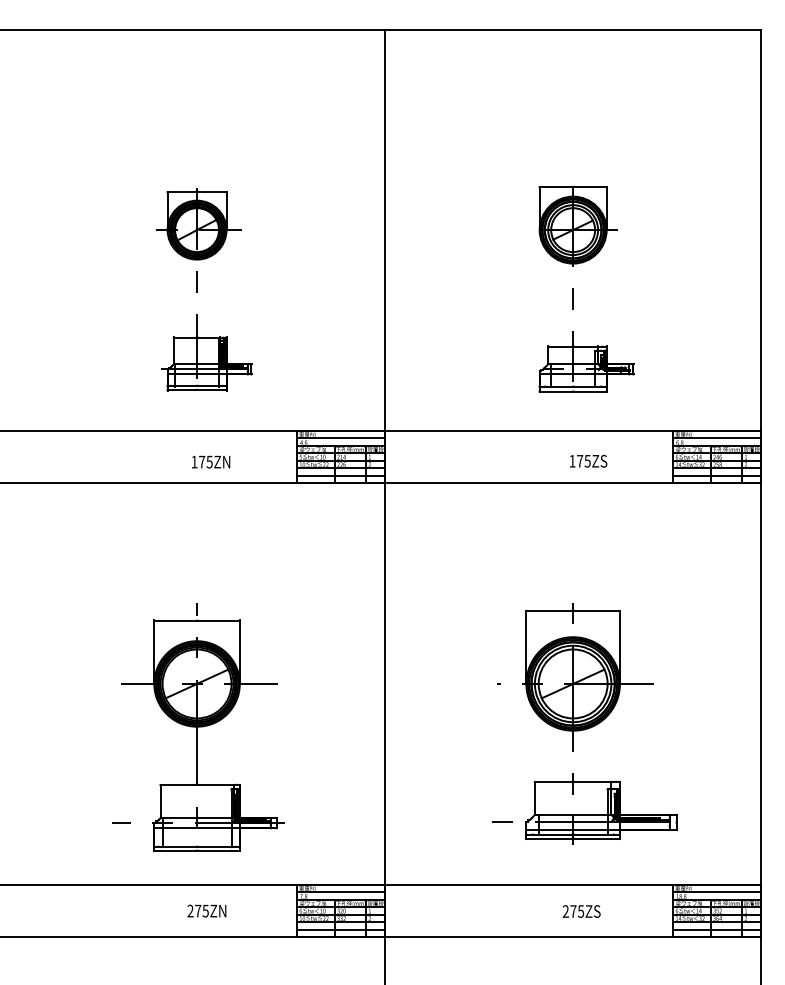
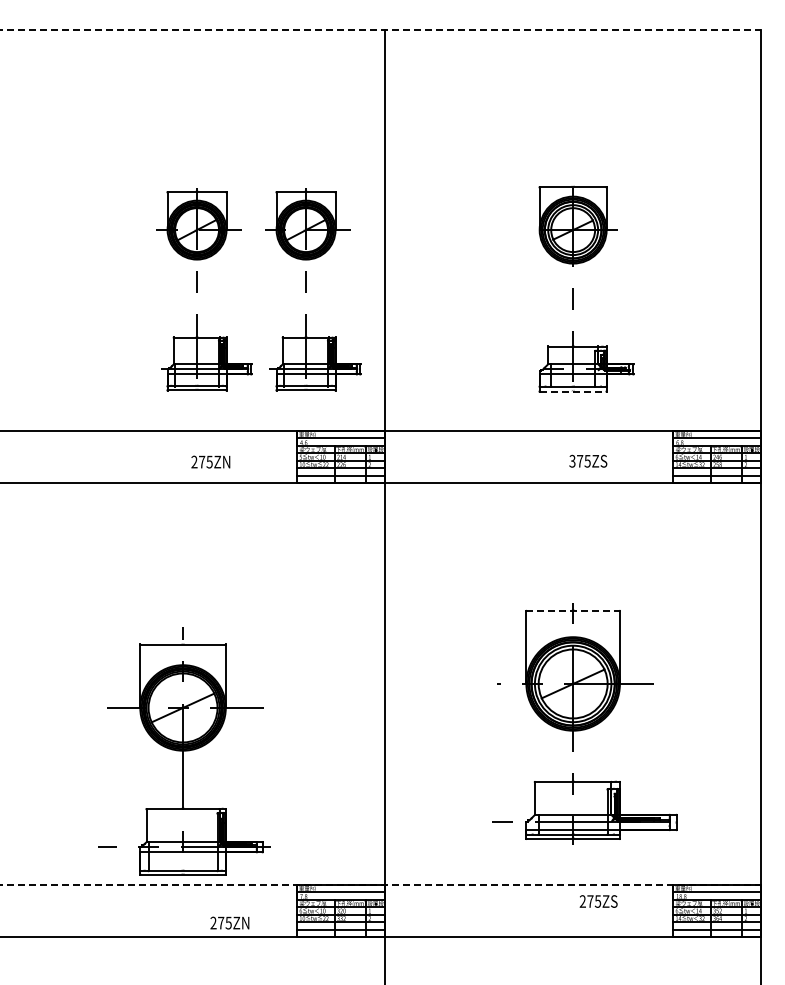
line: solid -> dashed (381, 29)
part: none -> present (306, 289)
line: solid -> dashed (573, 391)
text: 175ZS -> 375ZS (572, 460)
text: 175ZN -> 275ZN (194, 461)
line: solid -> dashed (573, 611)
part position: (198, 727) -> (184, 751) (184, 751)
line: solid -> dashed (381, 884)
text position: (206, 910) -> (229, 922) (229, 922)
text position: (581, 911) -> (598, 901) (598, 901)
